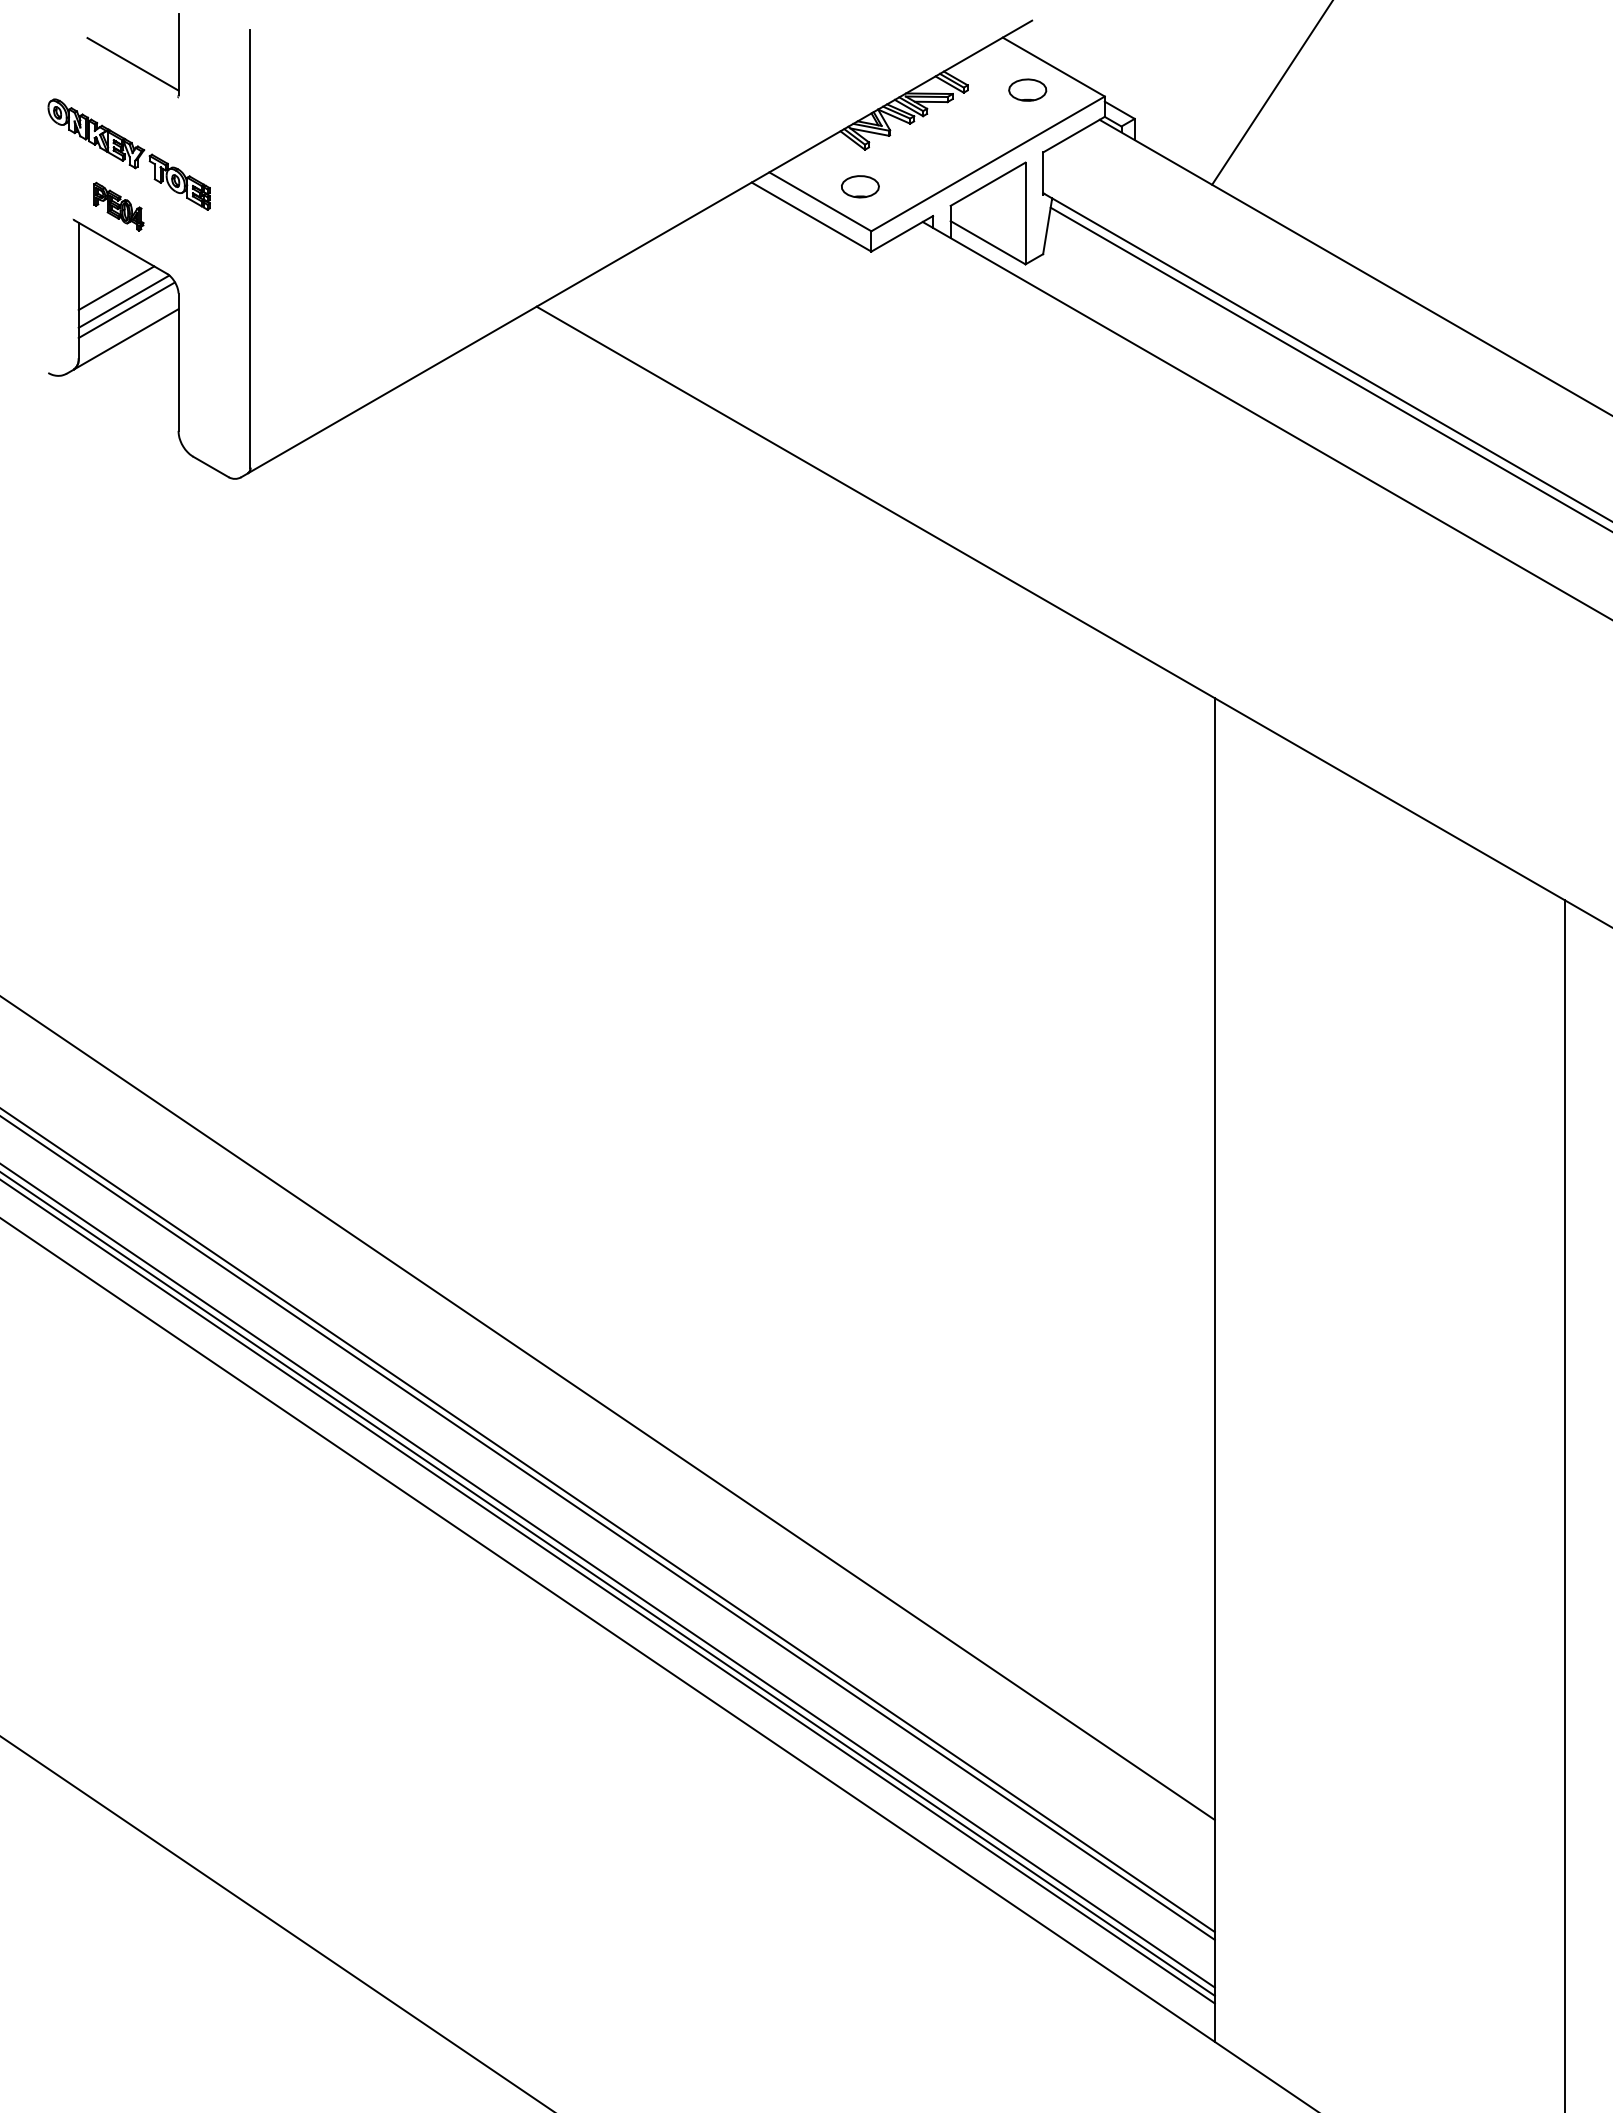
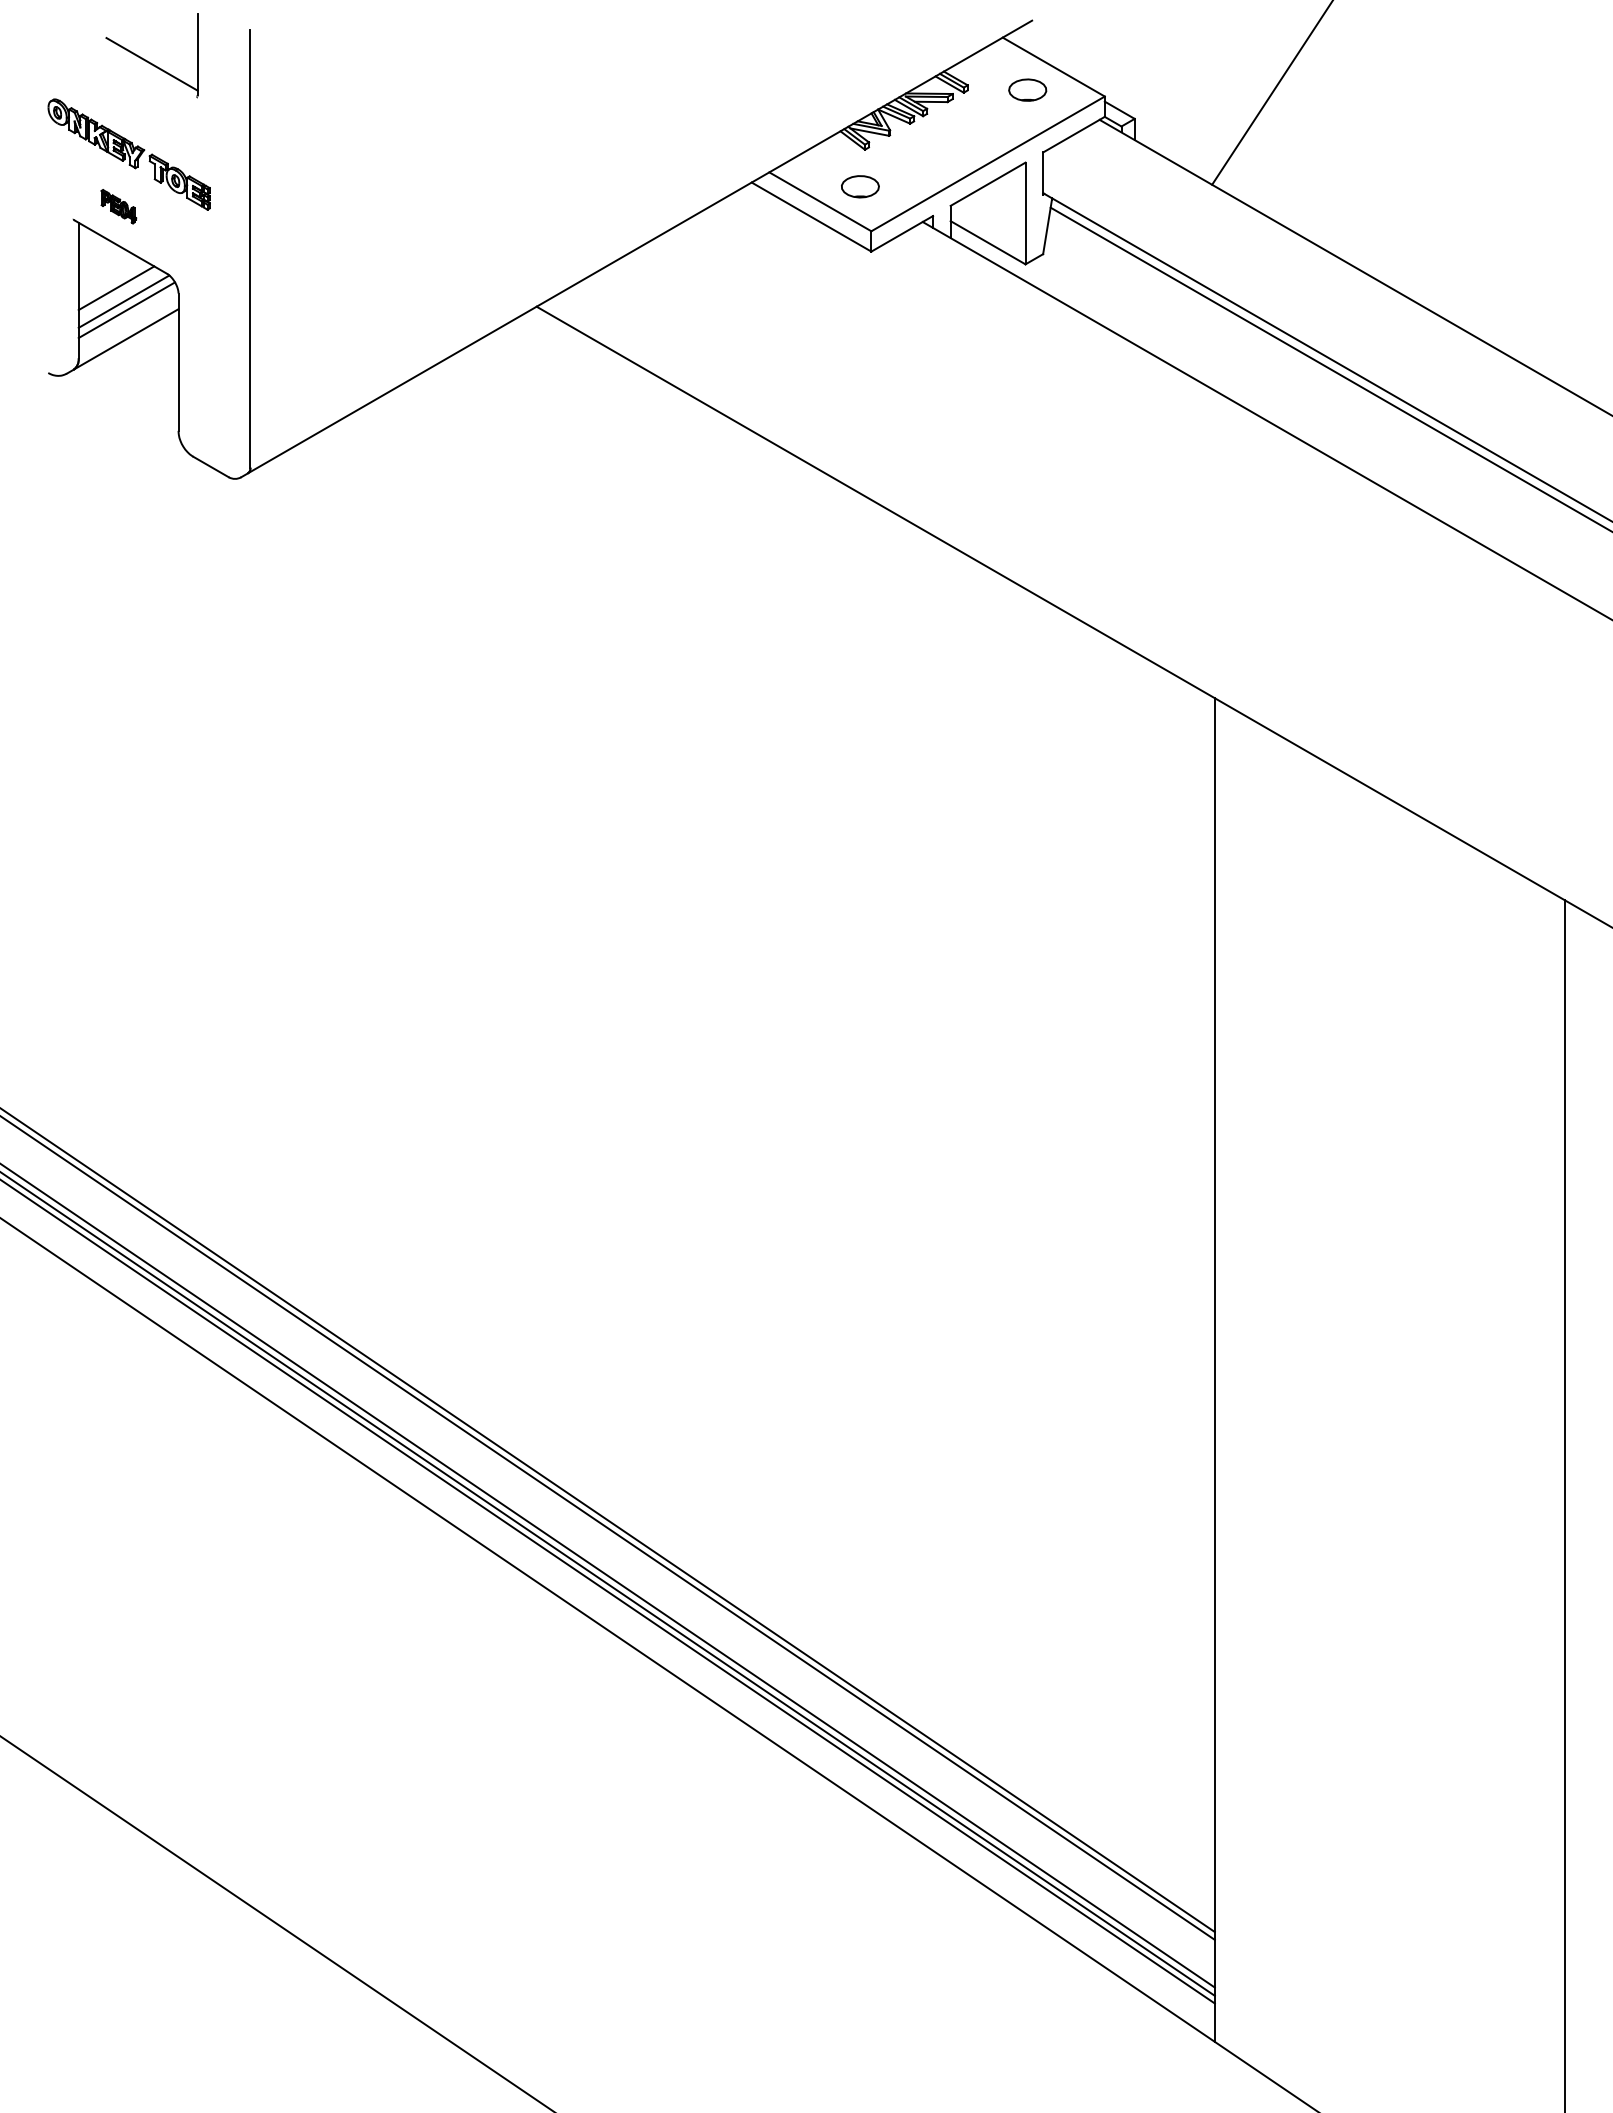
part position: (130, 61) -> (149, 61) (149, 61)
part size: 52x51 px -> 38x36 px (118, 206)
line: present -> none (608, 1408)
